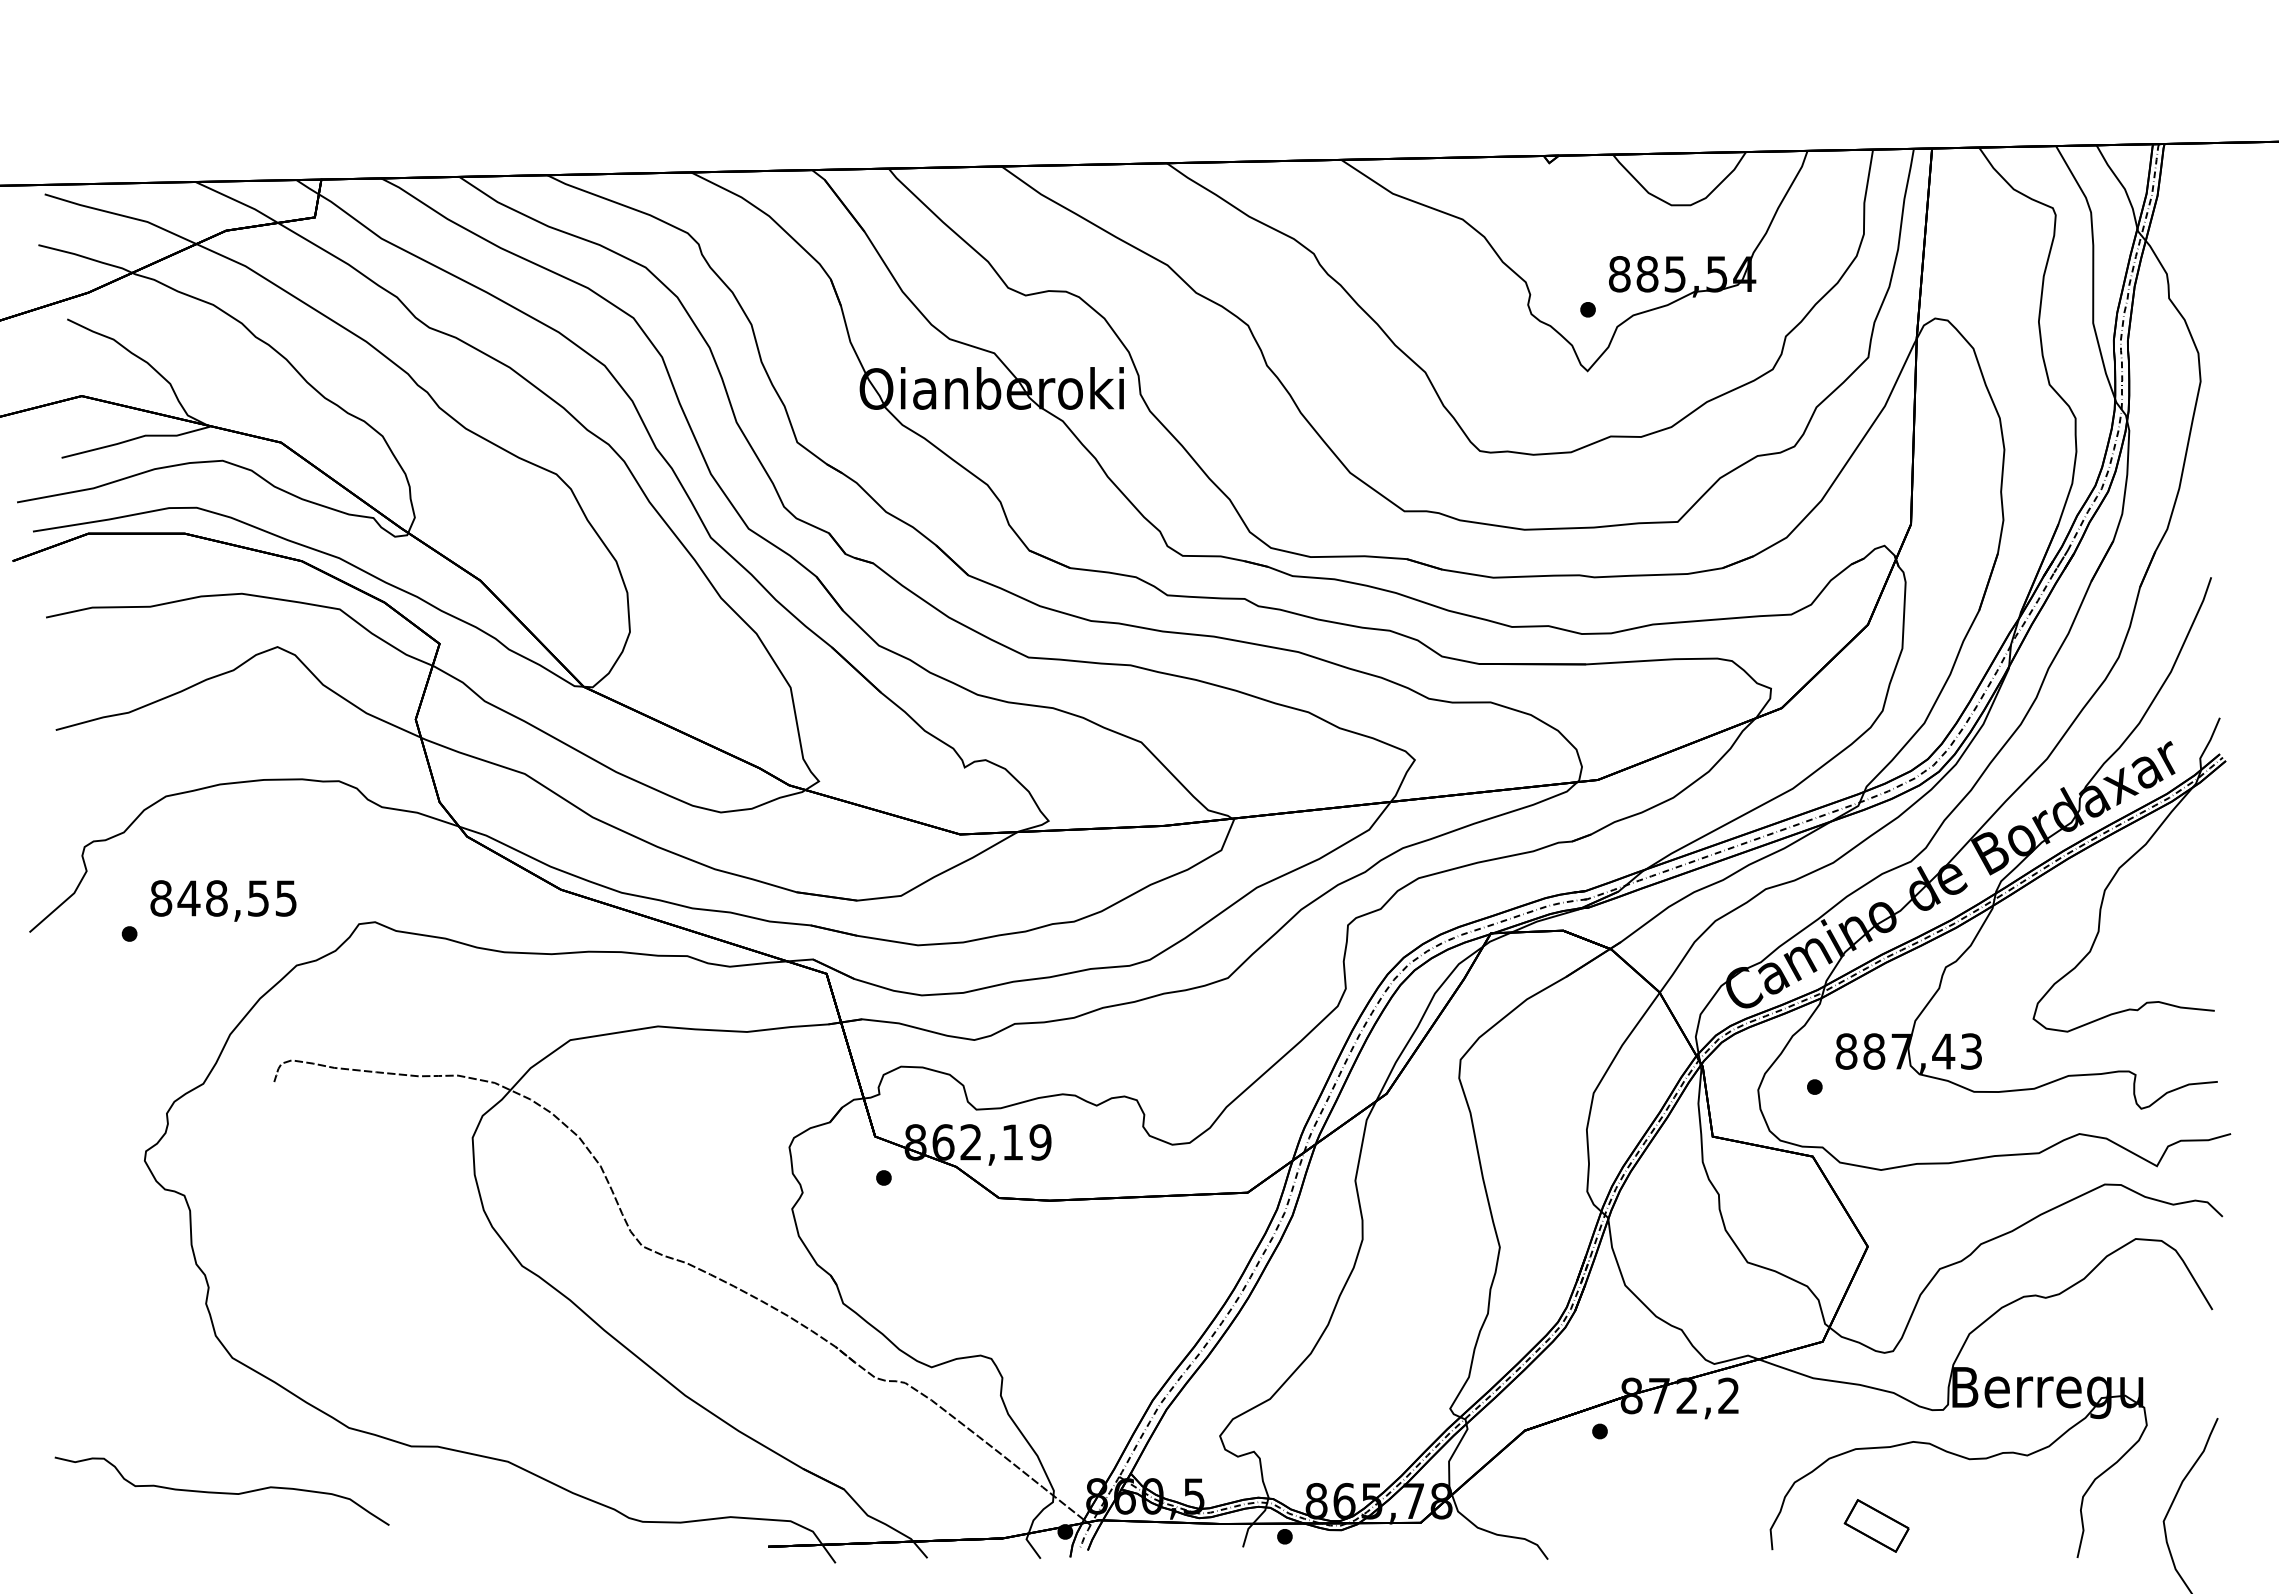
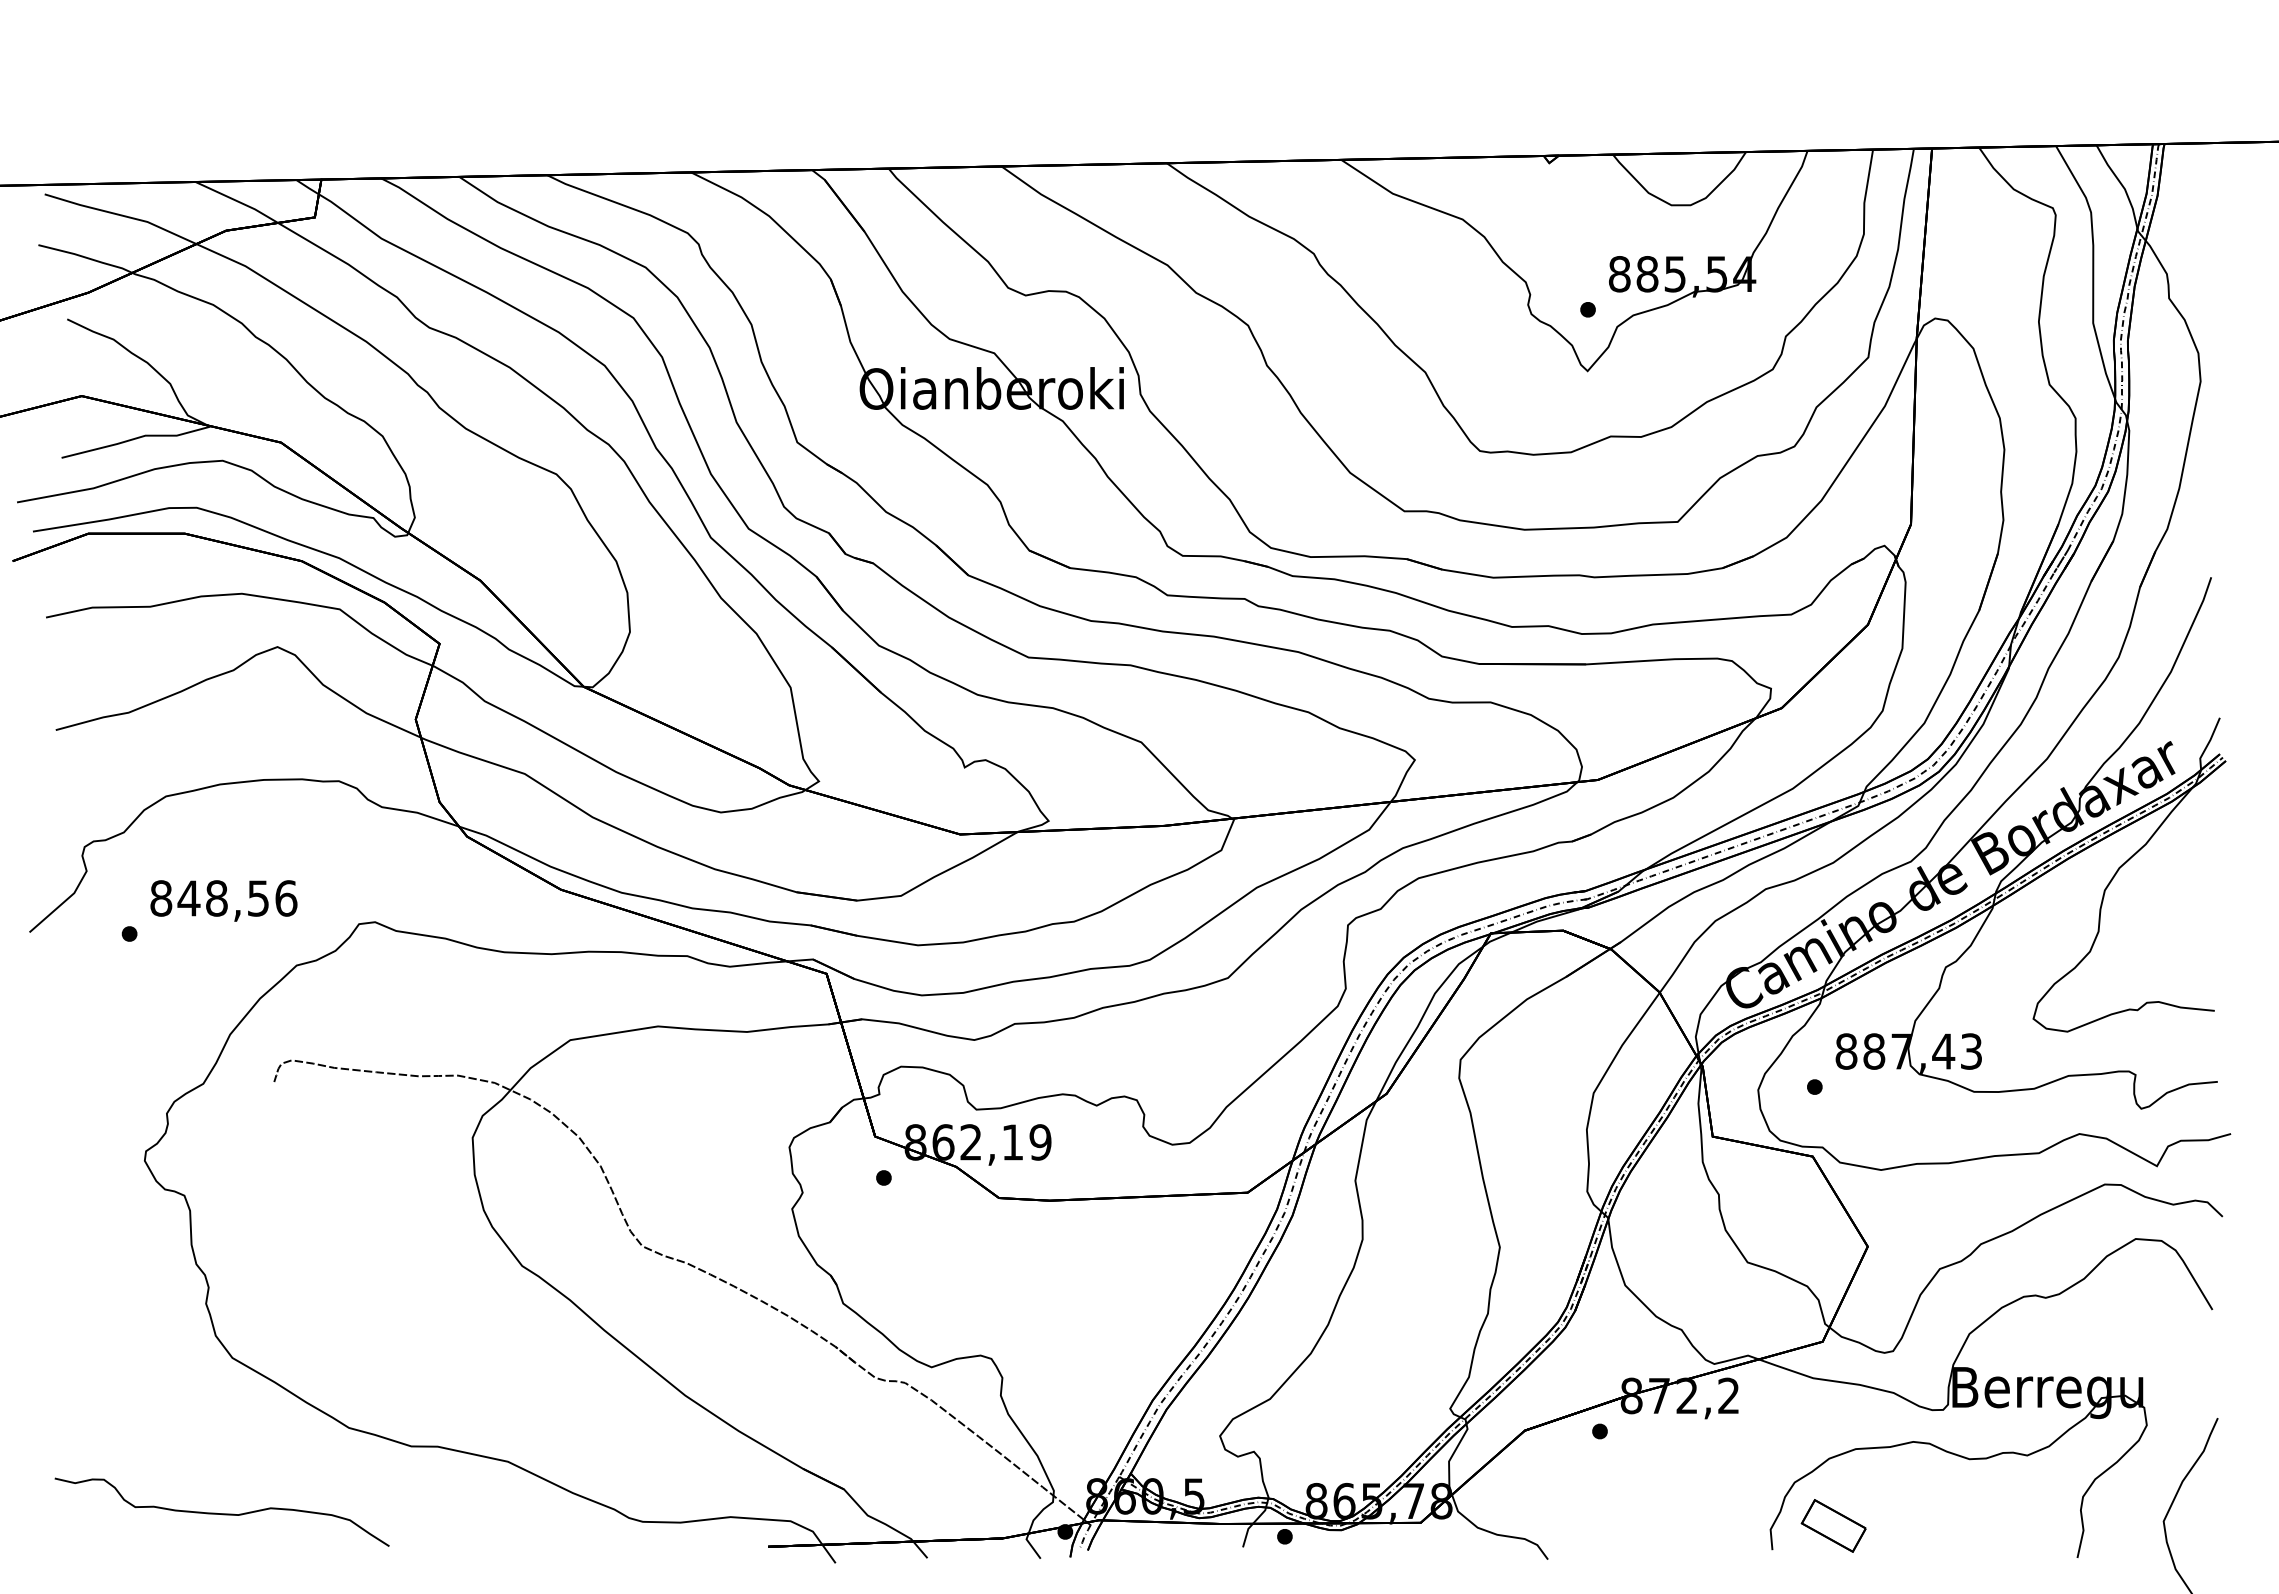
text: 848,55 -> 848,56 (286, 898)
curve position: (221, 1492) -> (221, 1513) (221, 1513)
part position: (1876, 1525) -> (1833, 1525) (1833, 1525)
